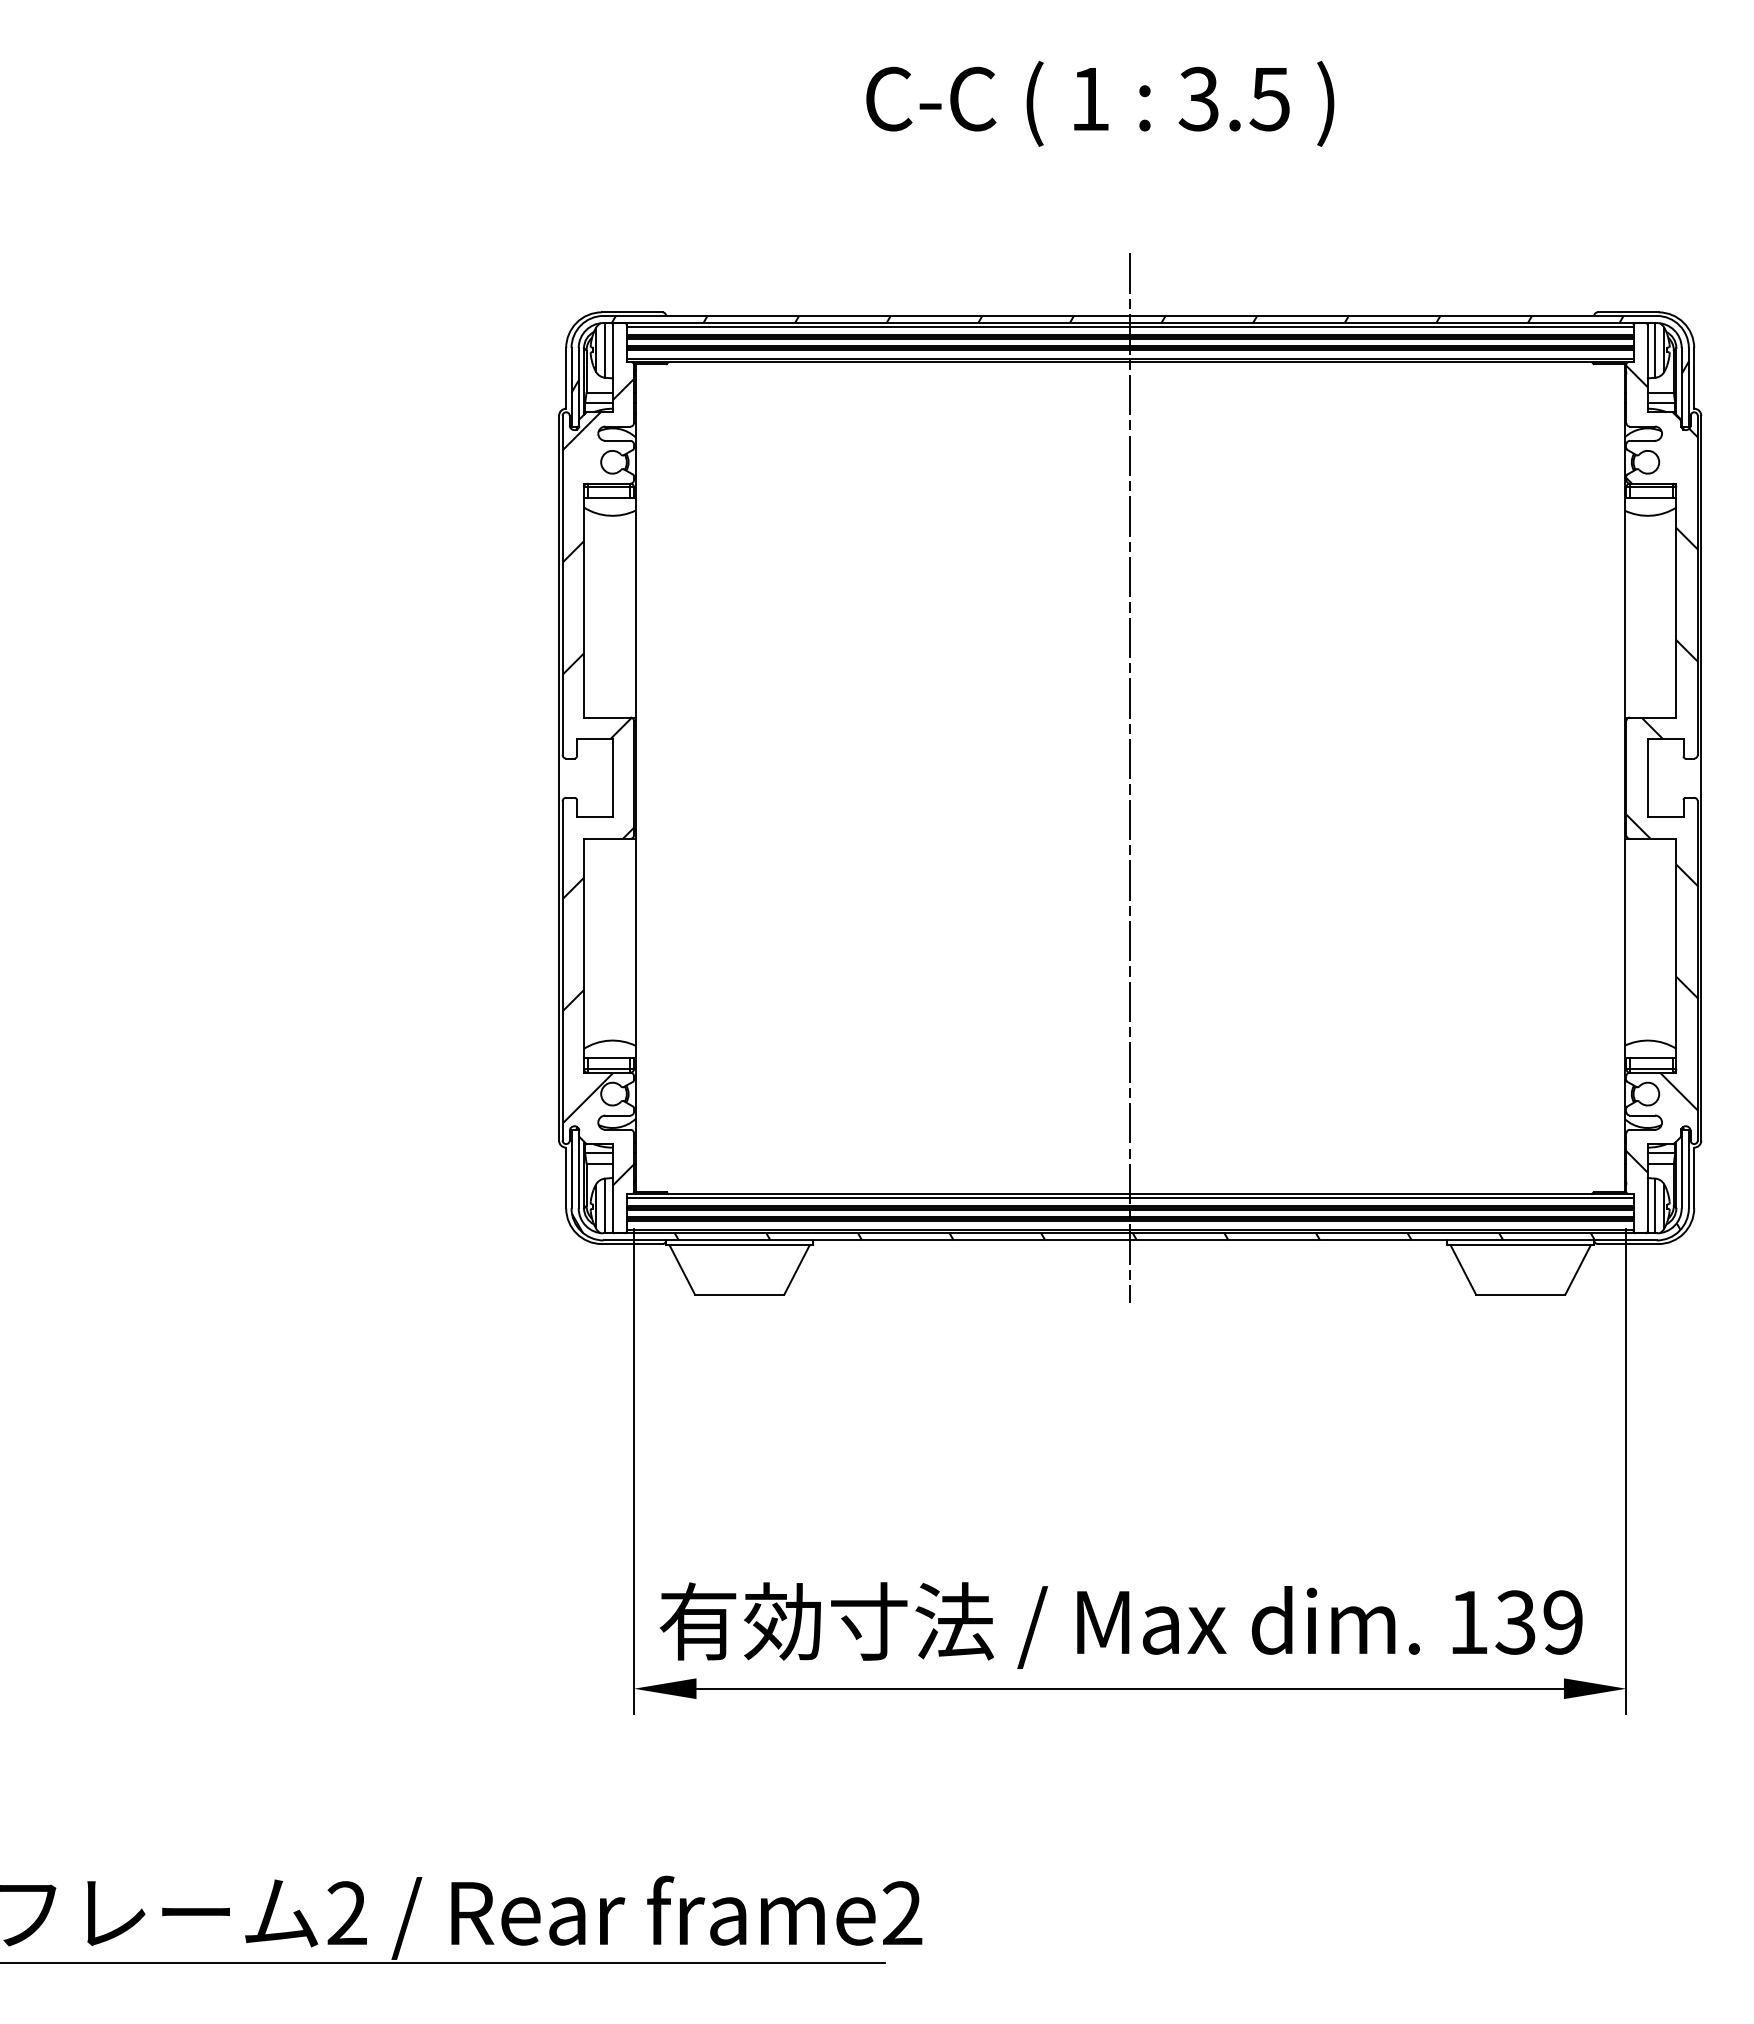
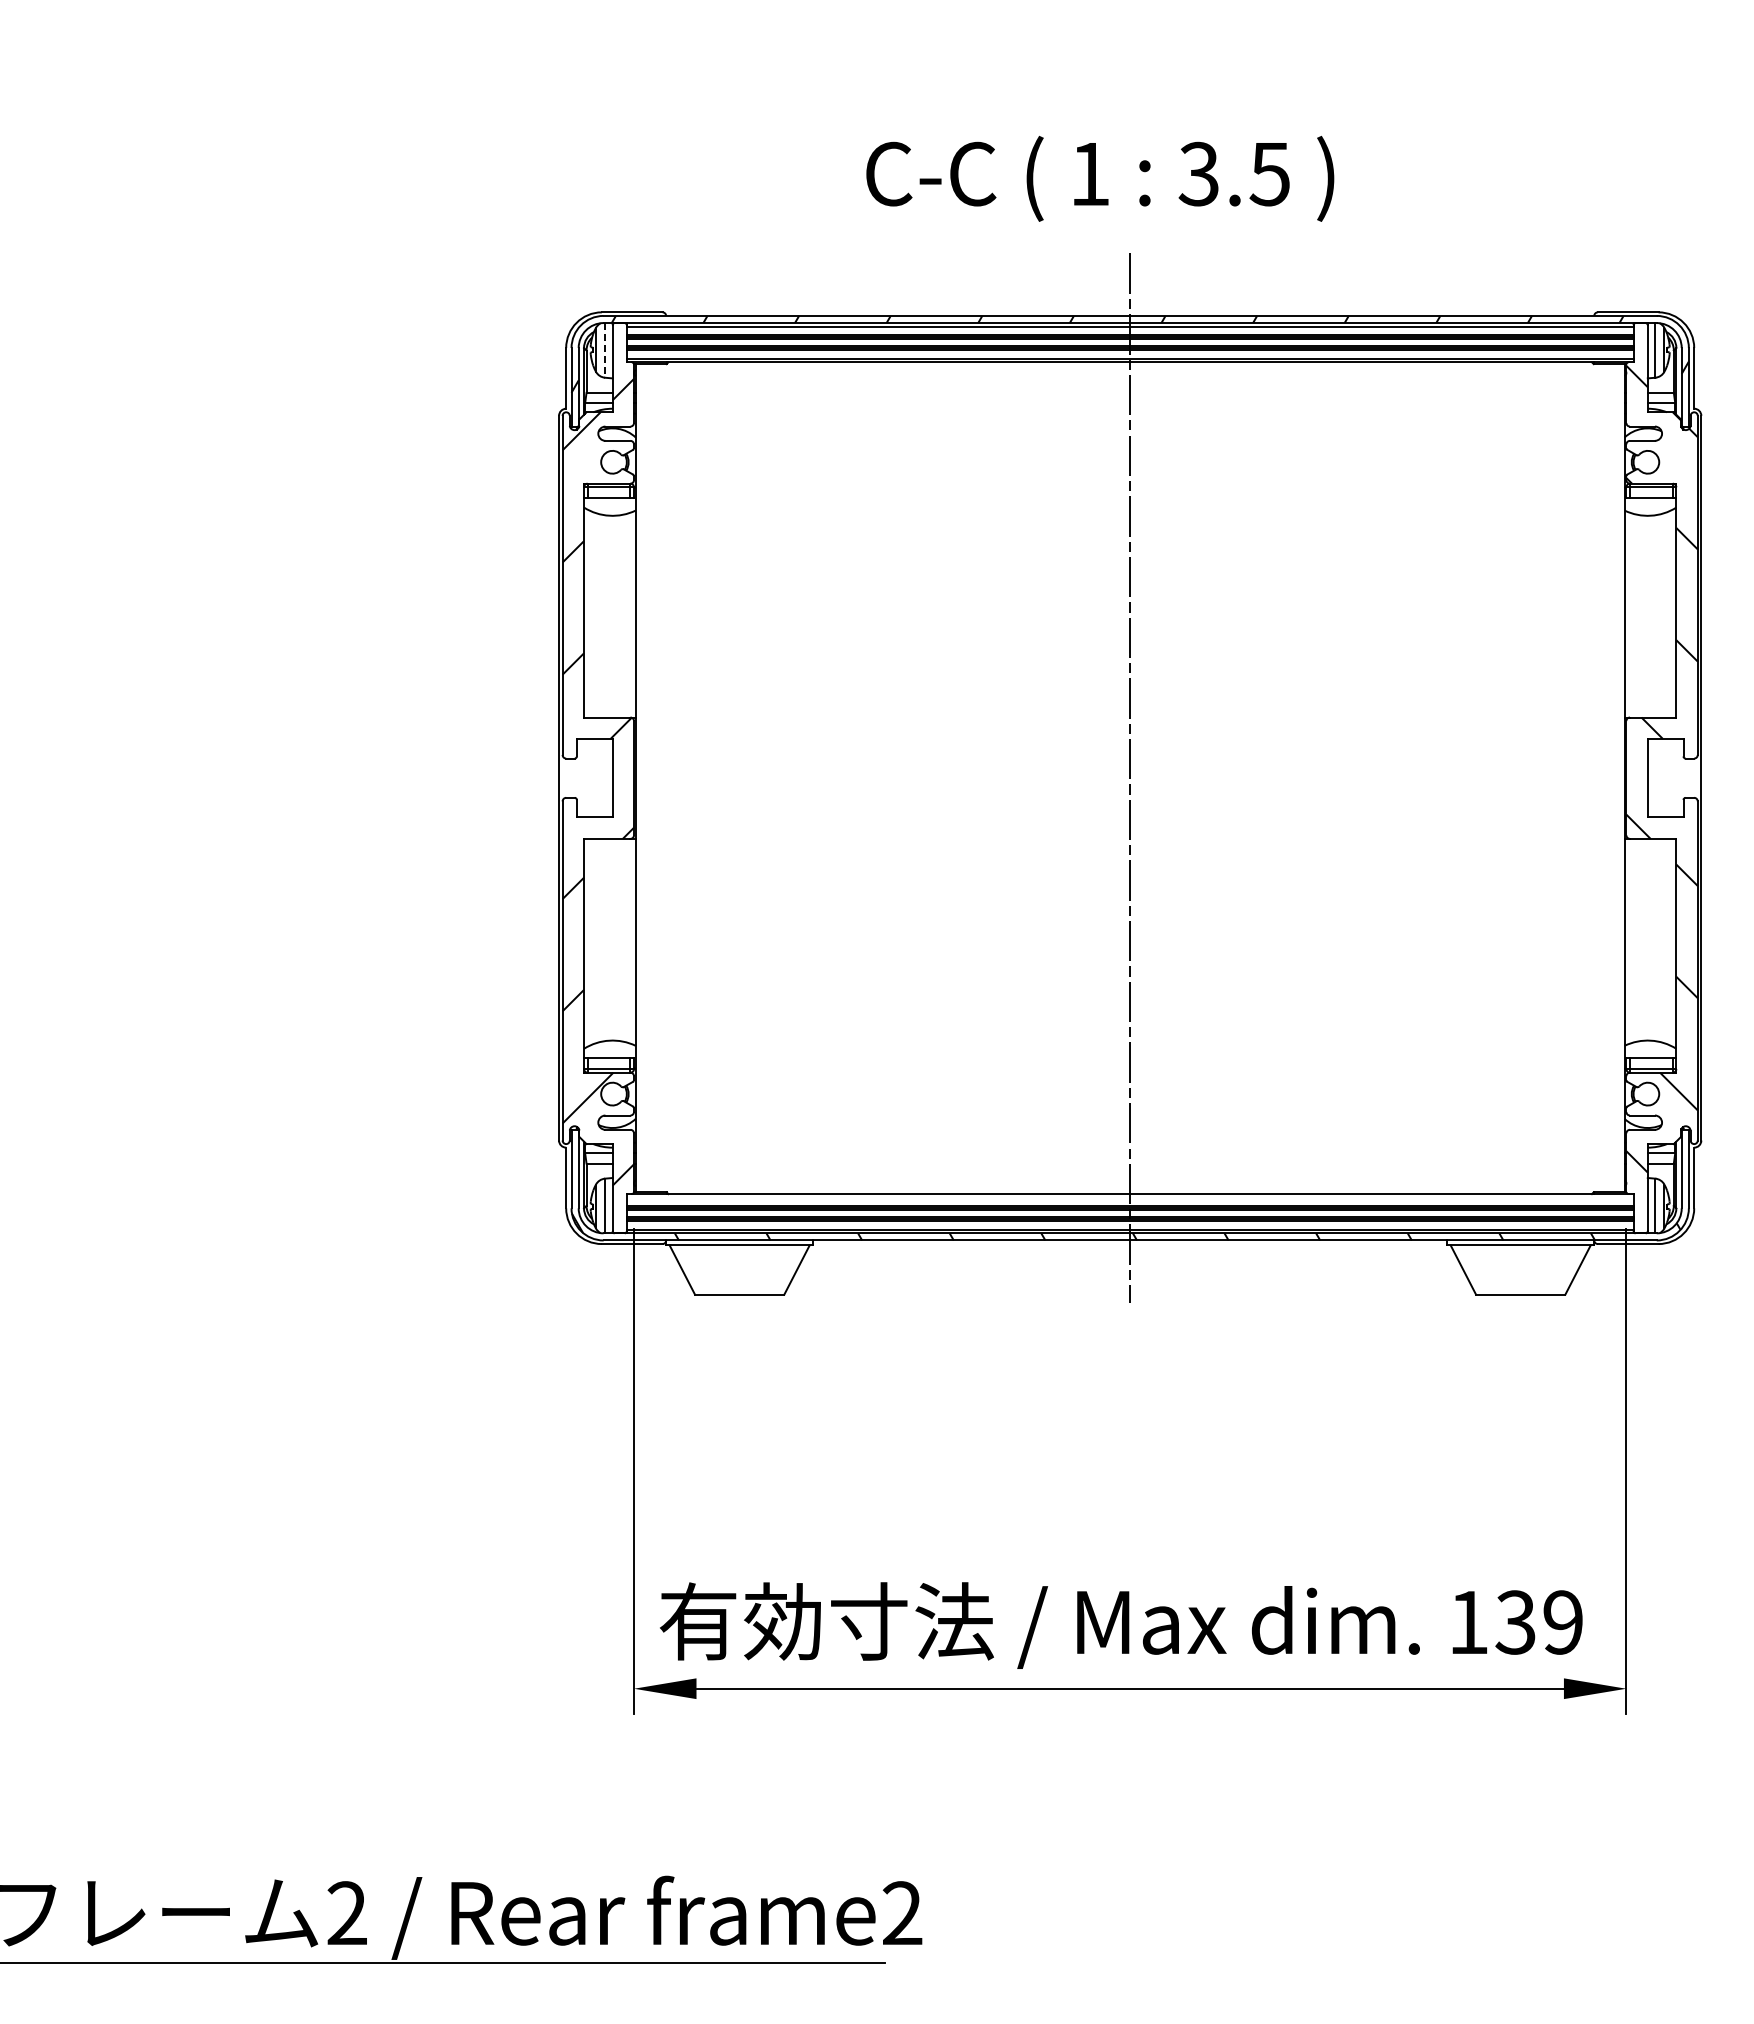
text position: (1100, 103) -> (1100, 178) (1100, 178)
line: solid -> dashed (605, 350)
line: present -> none (1129, 1197)
